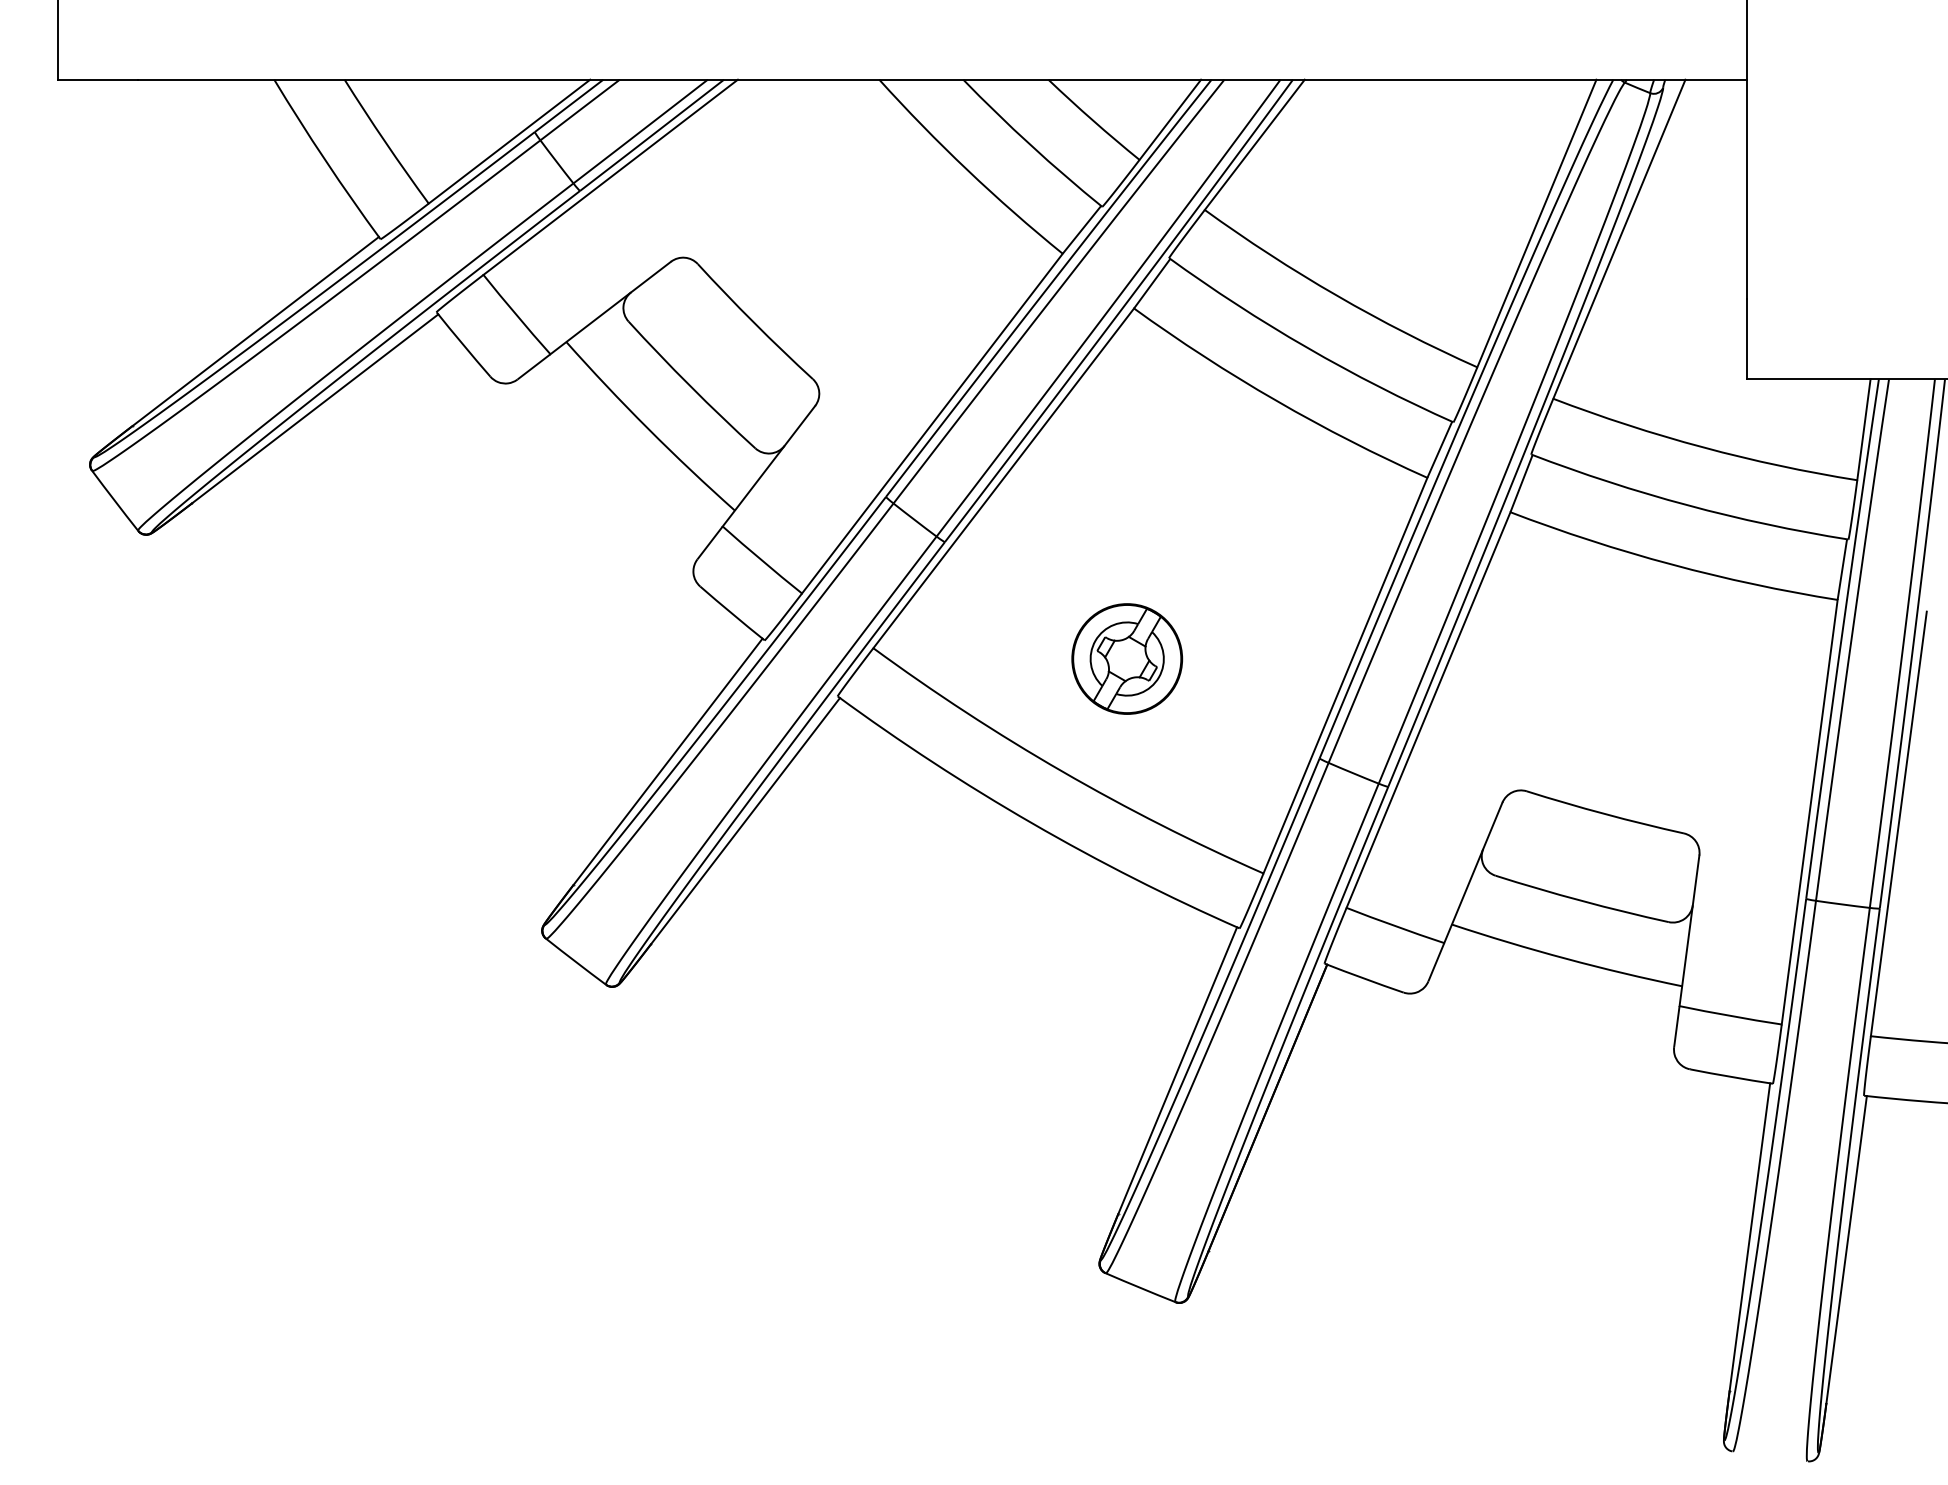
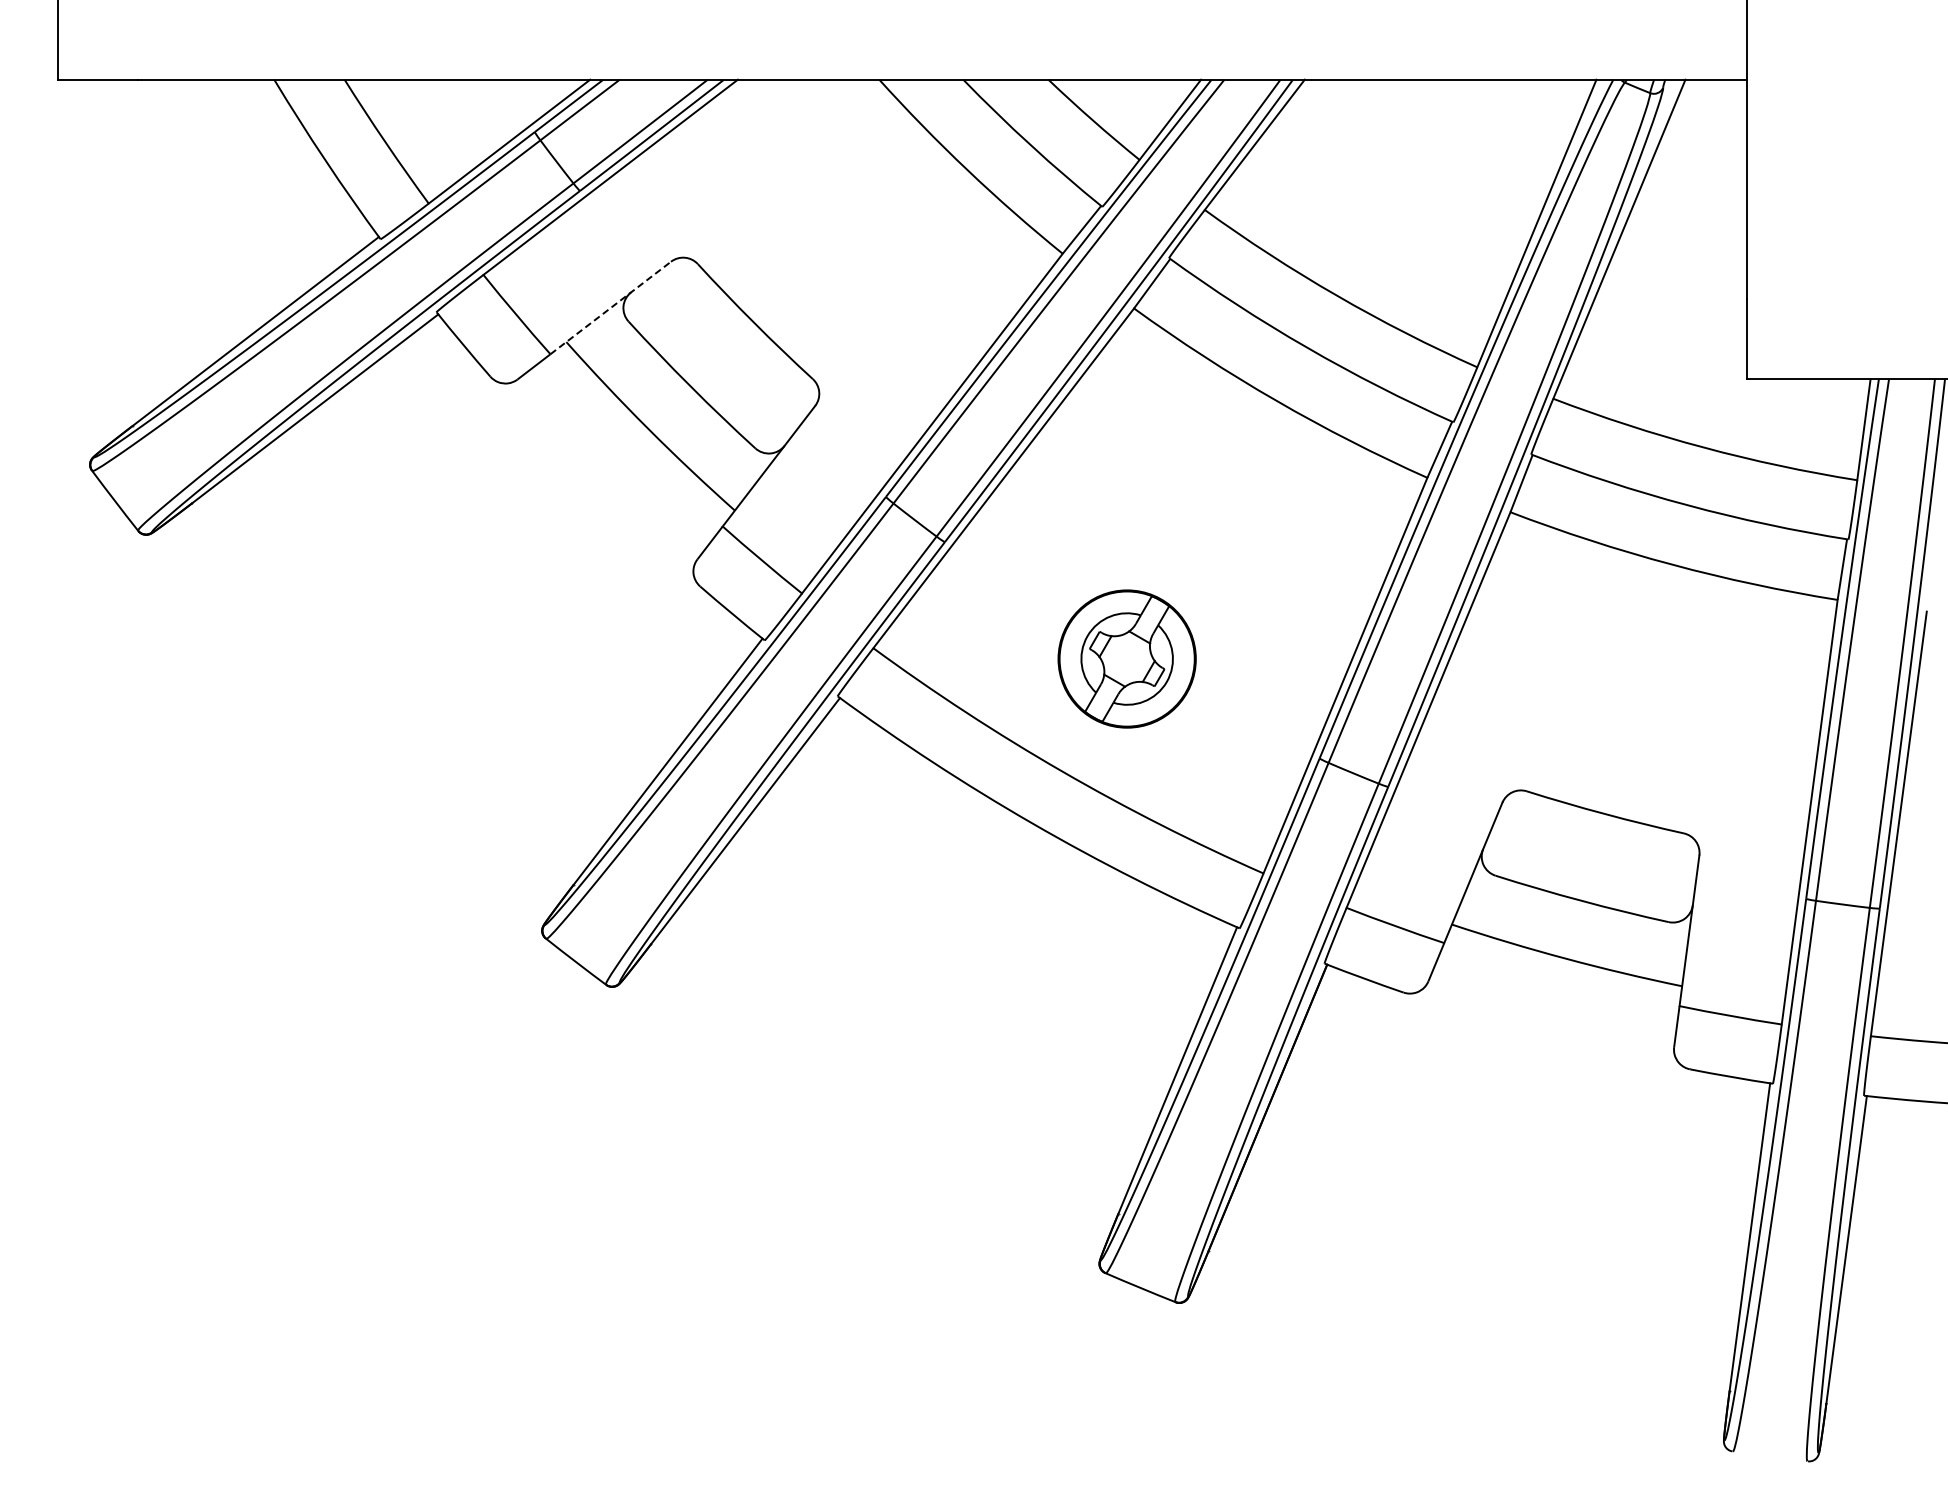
line: solid -> dashed (610, 308)
part size: 113x112 px -> 140x140 px (1126, 658)
